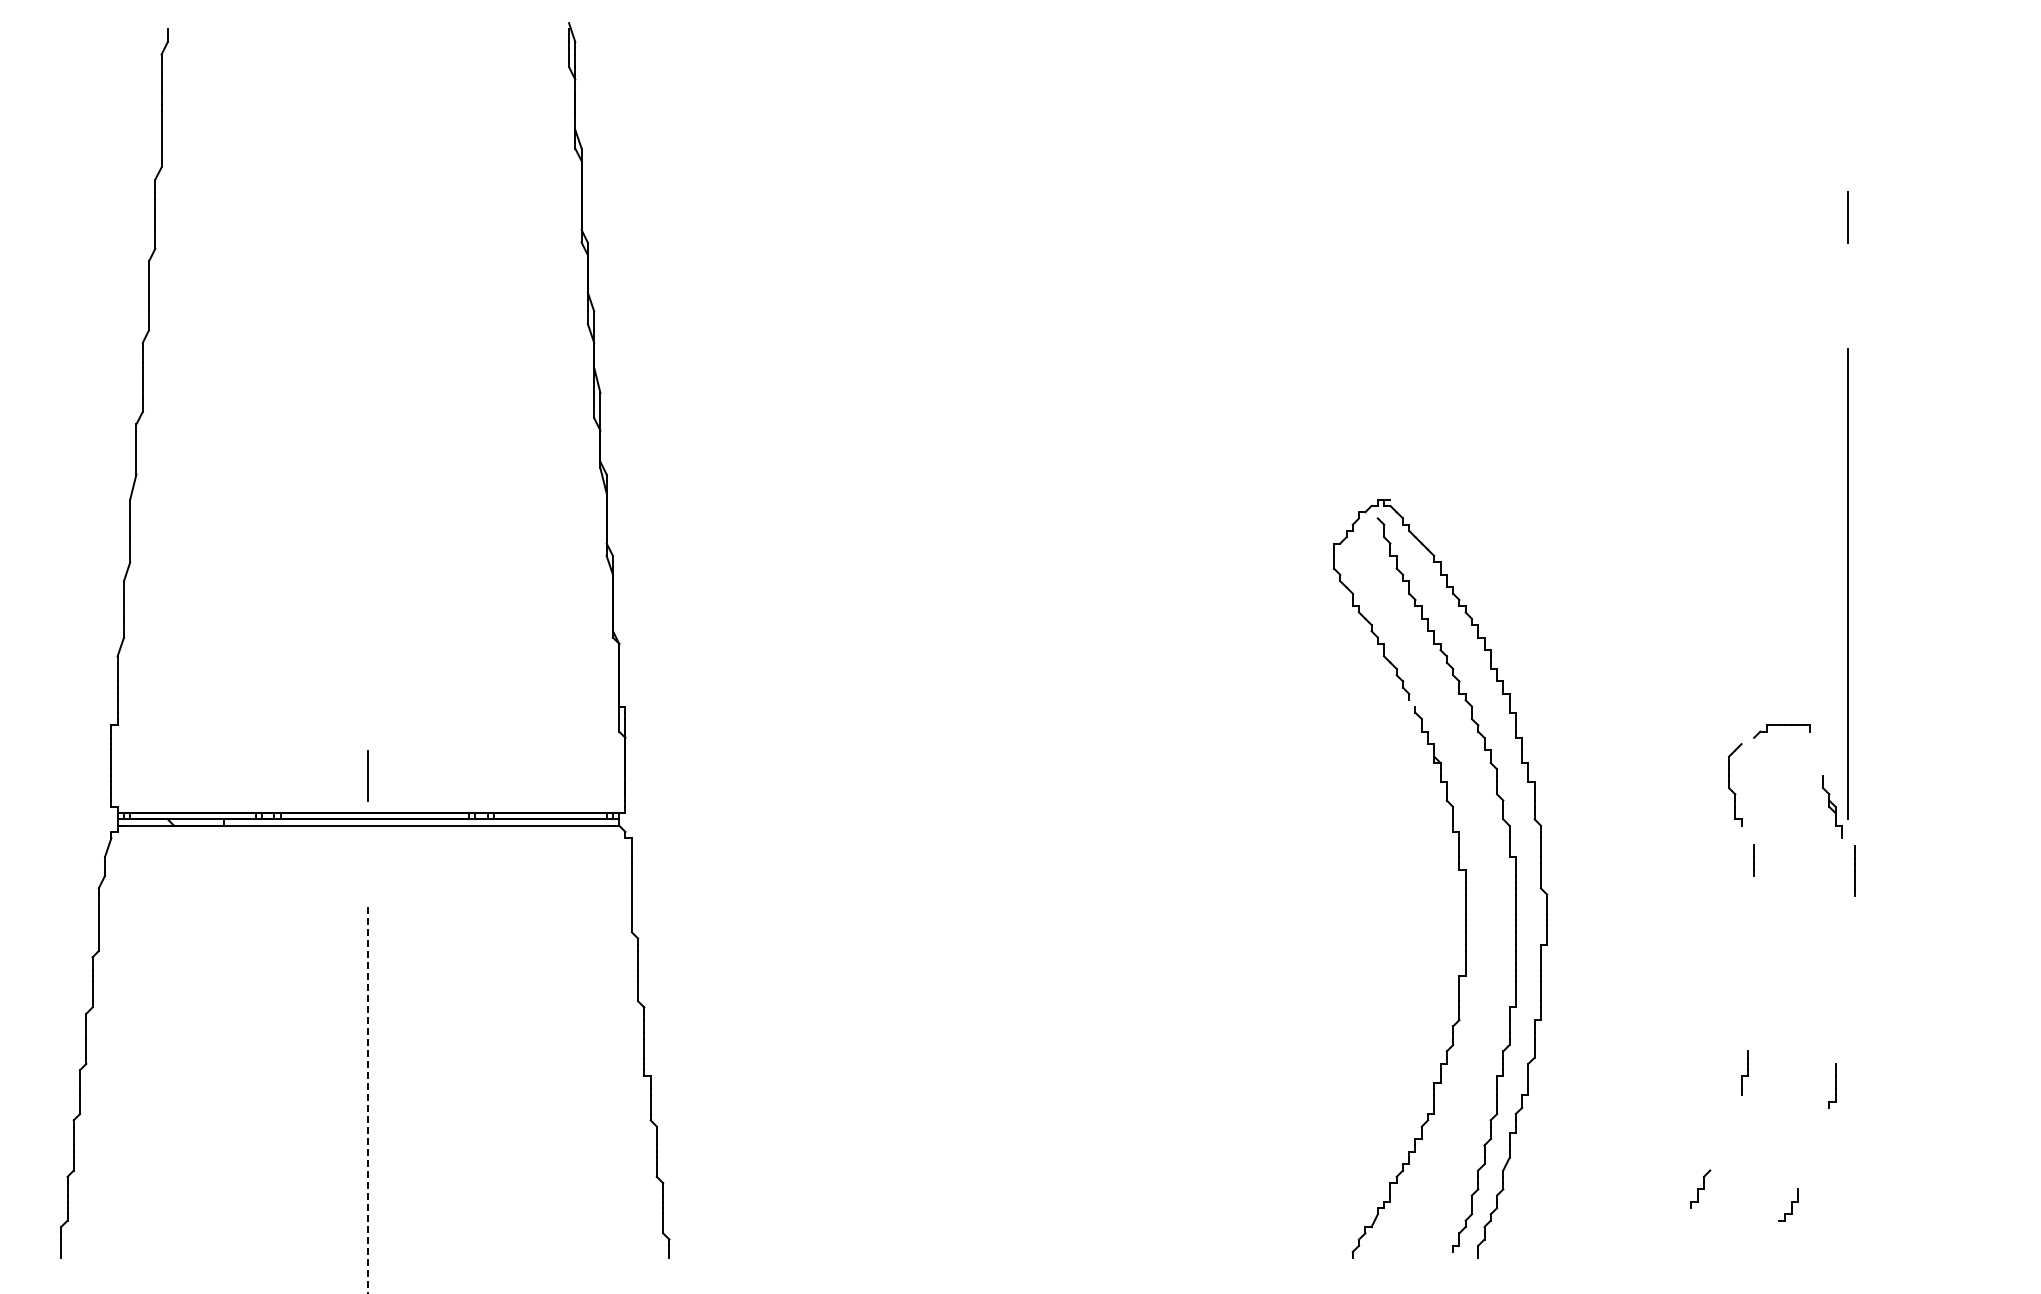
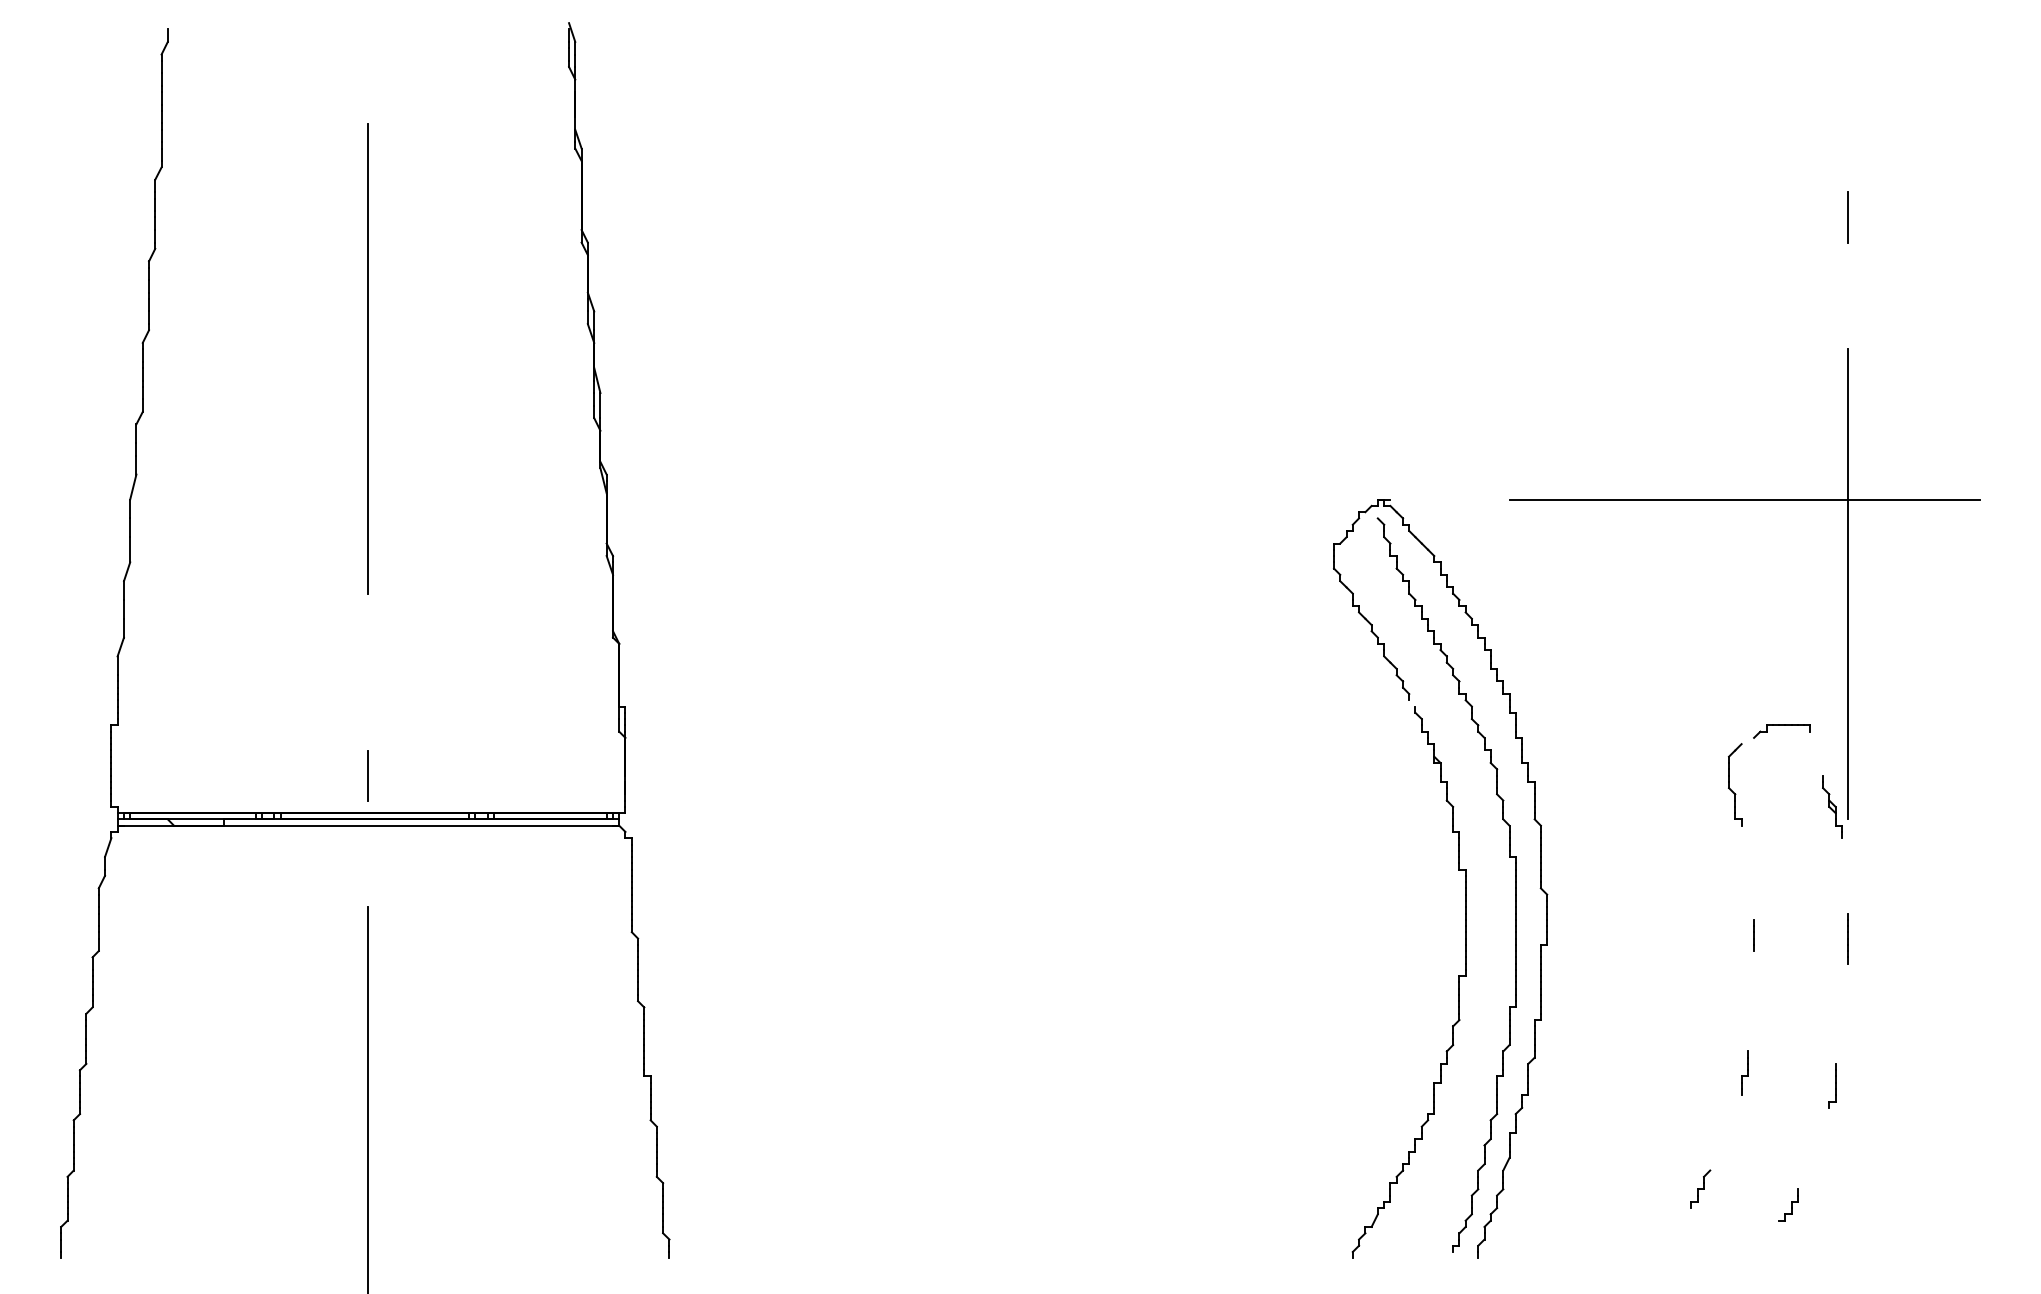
line: none -> present (368, 358)
line: none -> present (1744, 499)
line position: (1753, 860) -> (1753, 935) (1753, 935)
line position: (1854, 870) -> (1847, 938) (1847, 938)
line: dashed -> solid (368, 1101)
